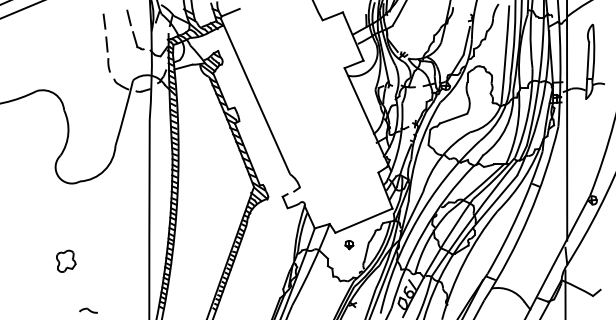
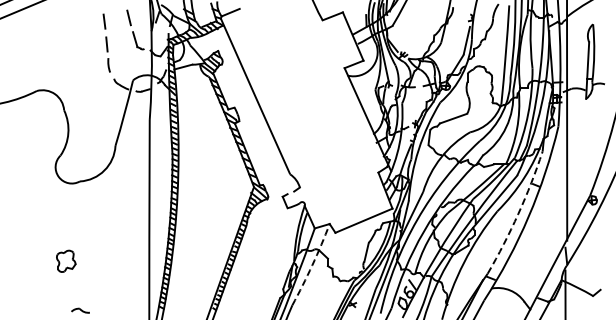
arc: solid -> dashed (518, 214)
part: present -> none (349, 245)
arc: solid -> dashed (312, 265)
part position: (88, 310) -> (80, 310) (80, 310)
